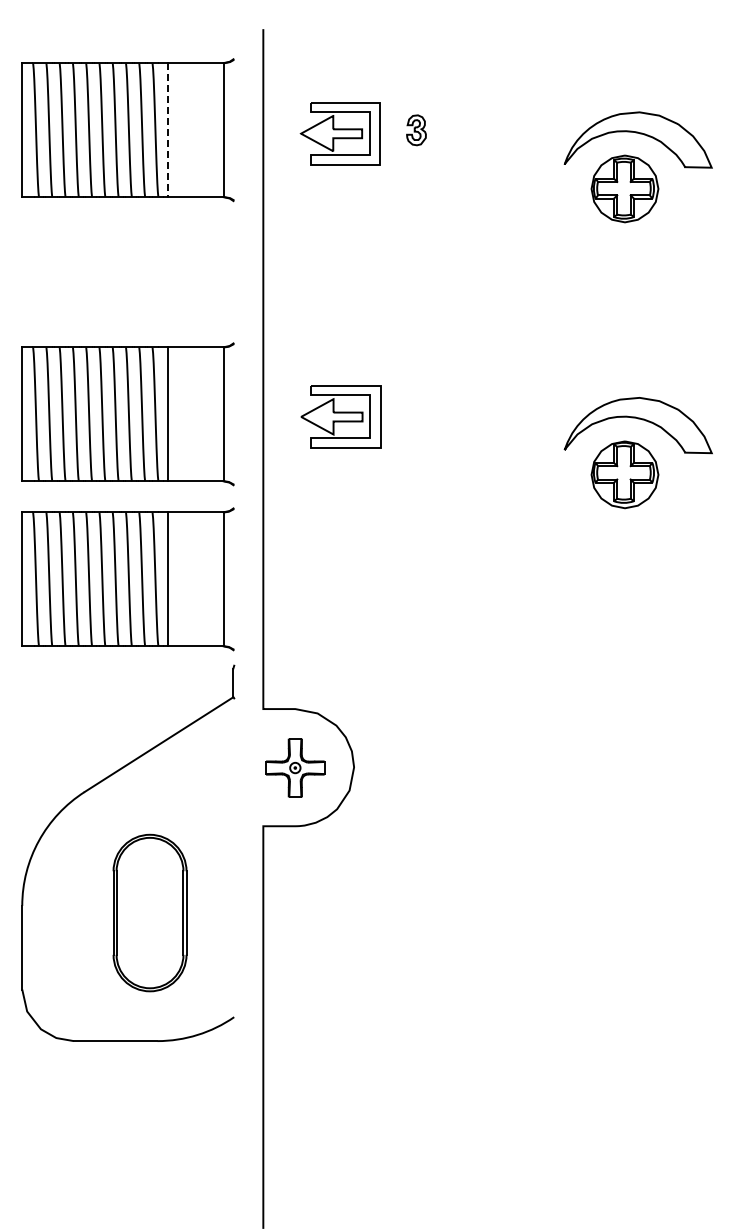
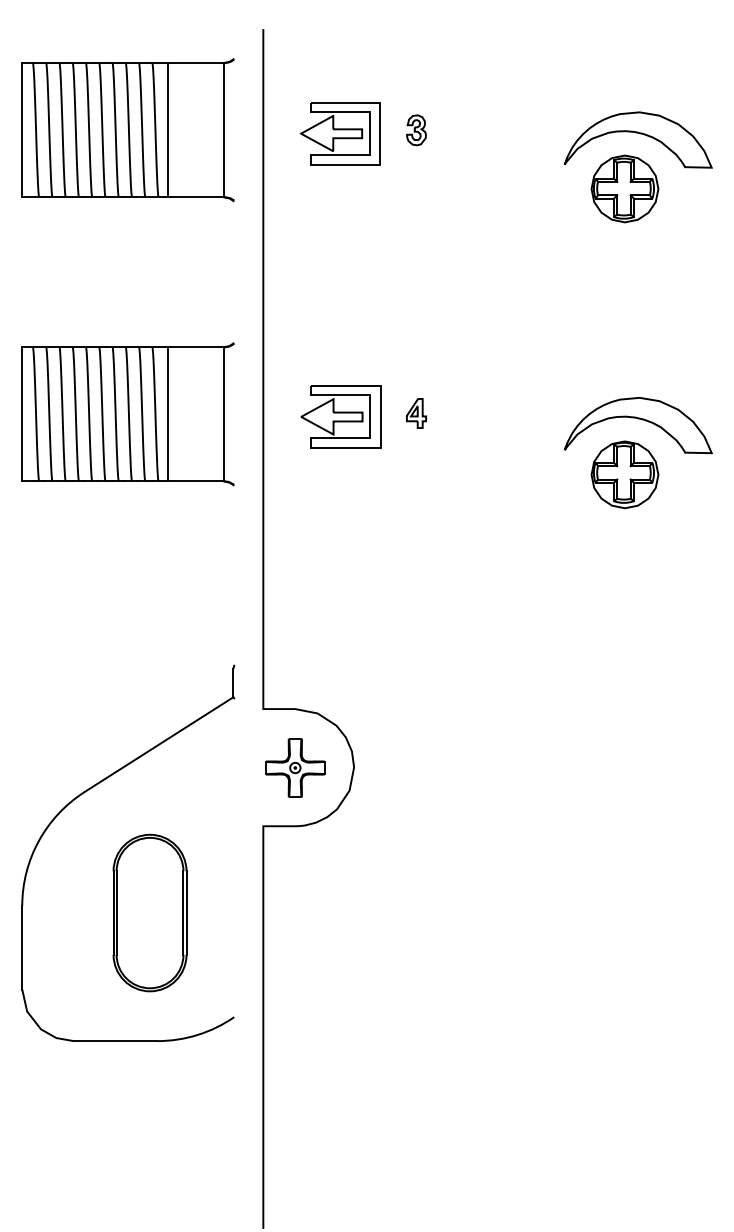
line: dashed -> solid (167, 130)
part: none -> present (416, 413)
part: present -> none (127, 579)
